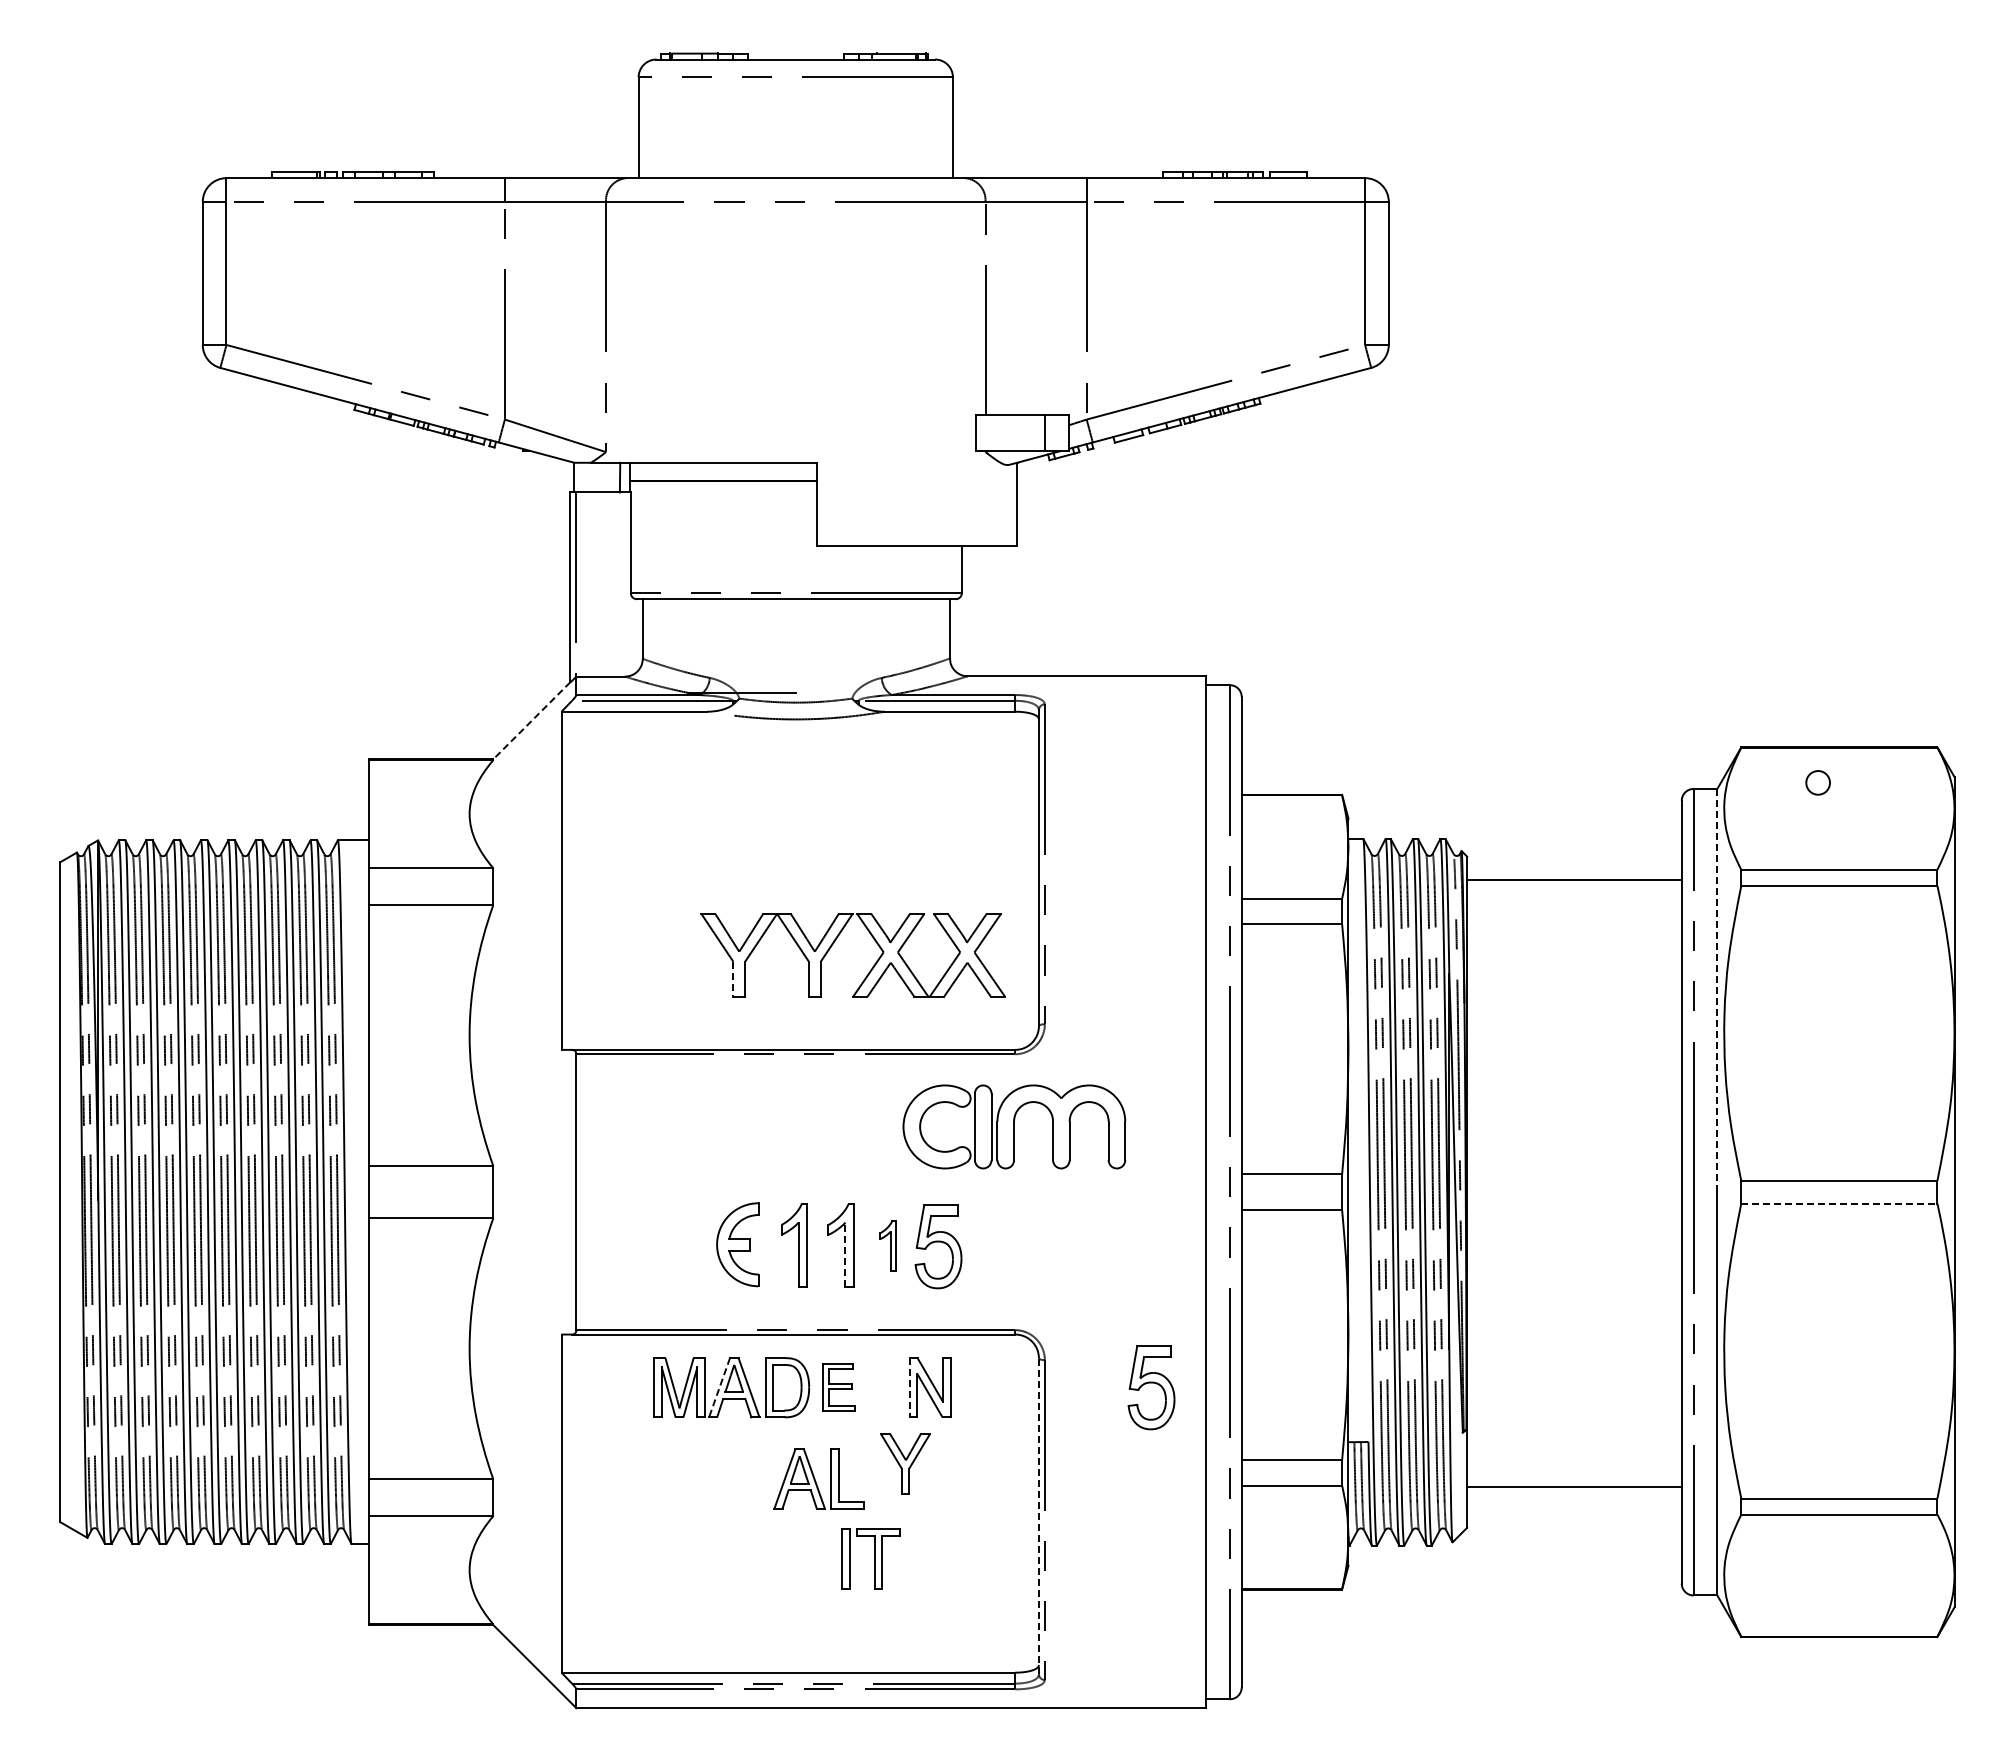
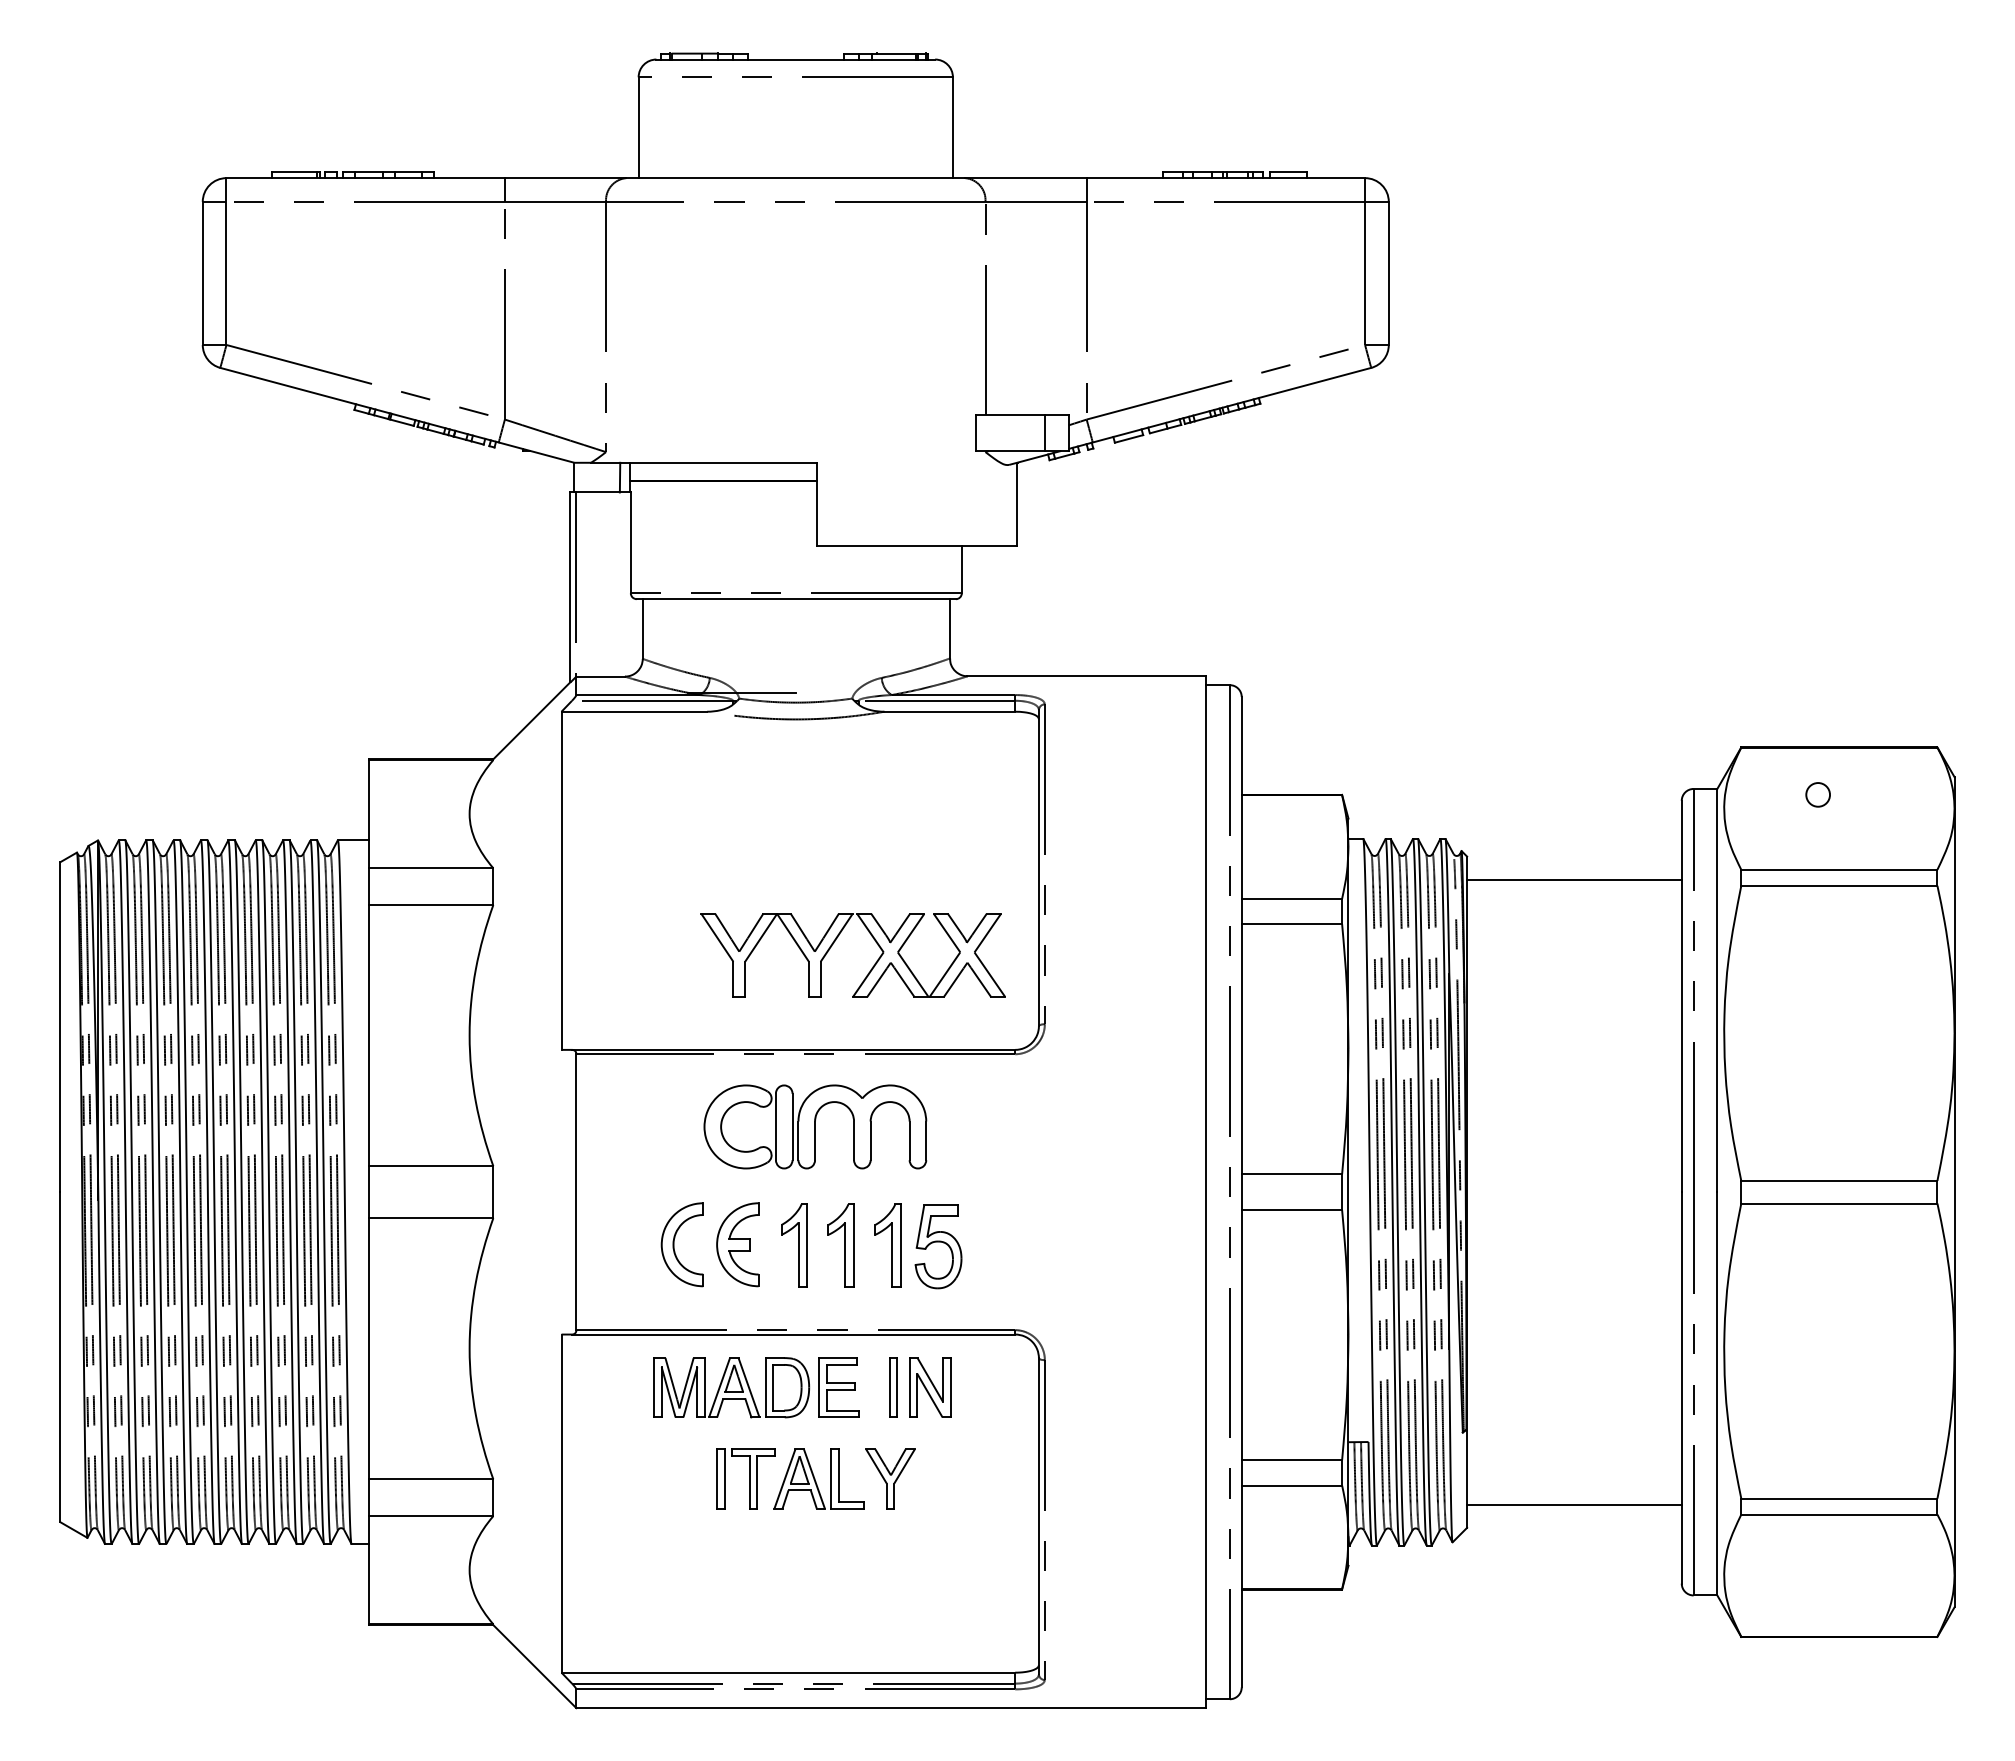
line: dashed -> solid (531, 720)
circle position: (1817, 782) -> (1817, 794) (1817, 794)
line: dashed -> solid (733, 979)
line: dashed -> solid (1717, 990)
part position: (1014, 1126) -> (815, 1126) (815, 1126)
line: dashed -> solid (1839, 1203)
part: none -> present (674, 1244)
part size: 18x52 px -> 28x85 px (887, 1245)
line: dashed -> solid (845, 1254)
line: dashed -> solid (719, 1387)
part size: 34x49 px -> 42x61 px (838, 1387)
part: none -> present (893, 1387)
line: dashed -> solid (909, 1387)
part: present -> none (1151, 1387)
part position: (905, 1463) -> (890, 1478) (890, 1478)
line position: (1574, 1486) -> (1574, 1504) (1574, 1504)
line: dashed -> solid (1038, 1515)
part position: (870, 1558) -> (745, 1478) (745, 1478)
